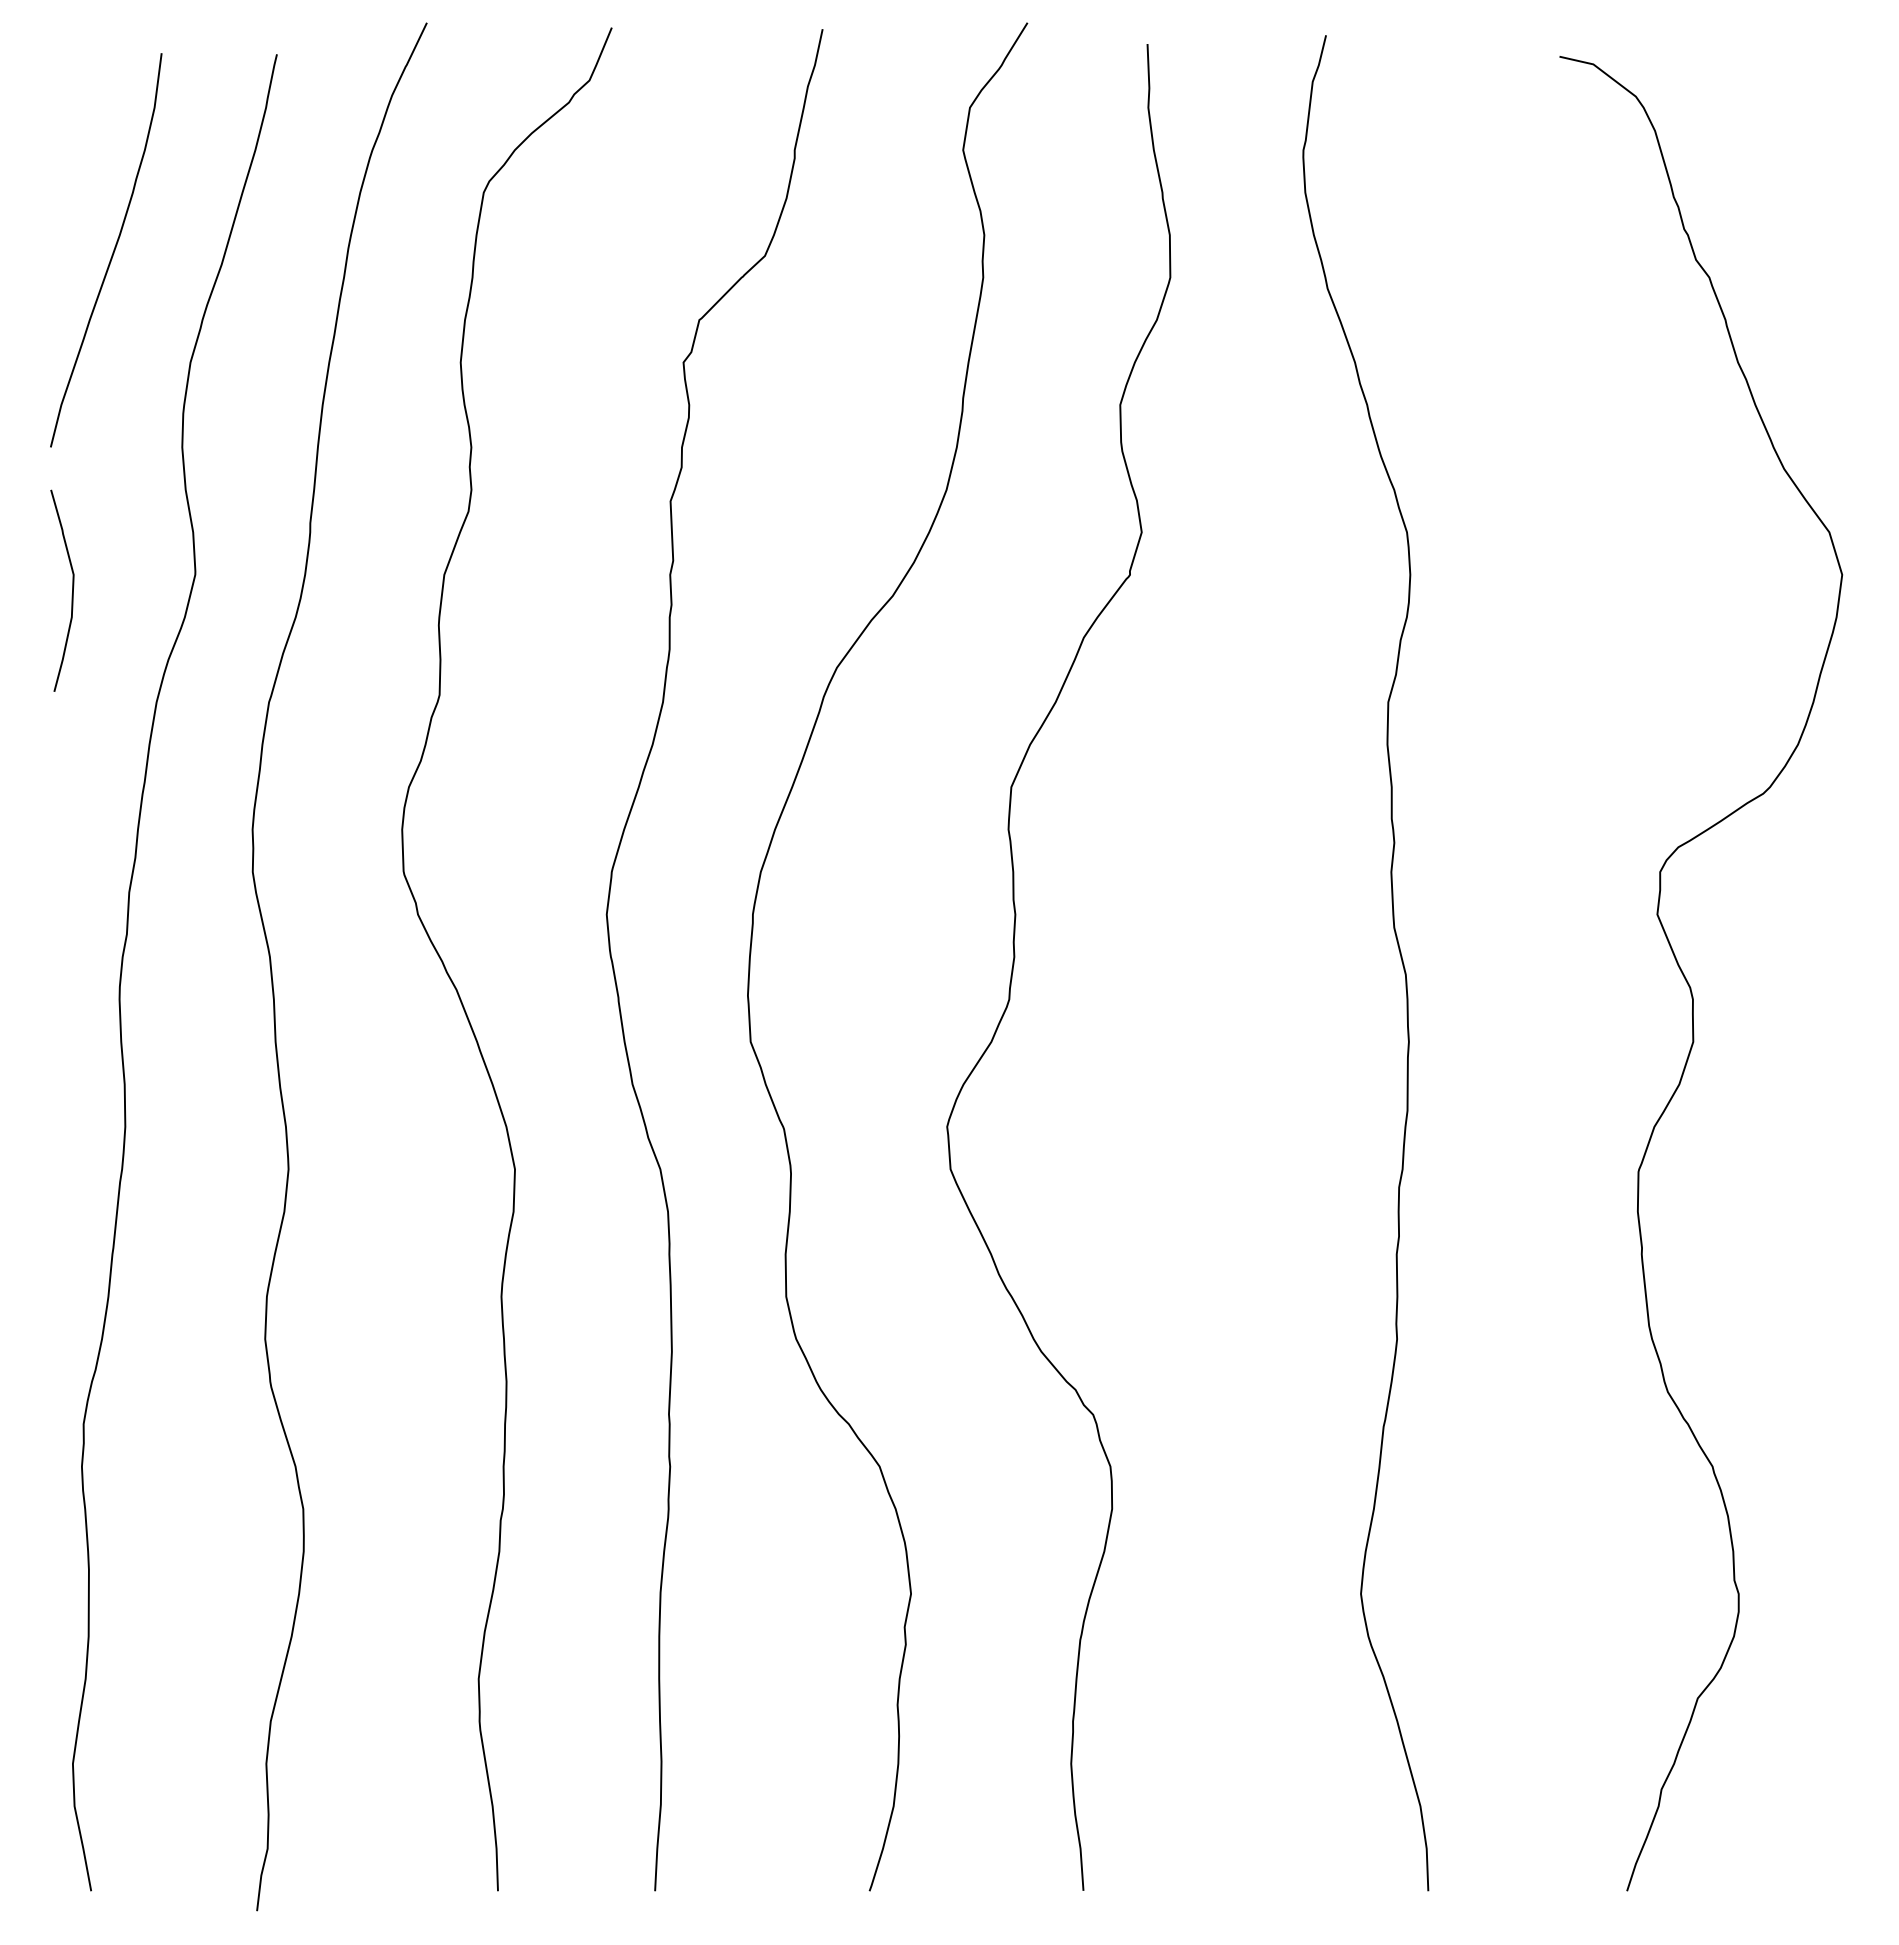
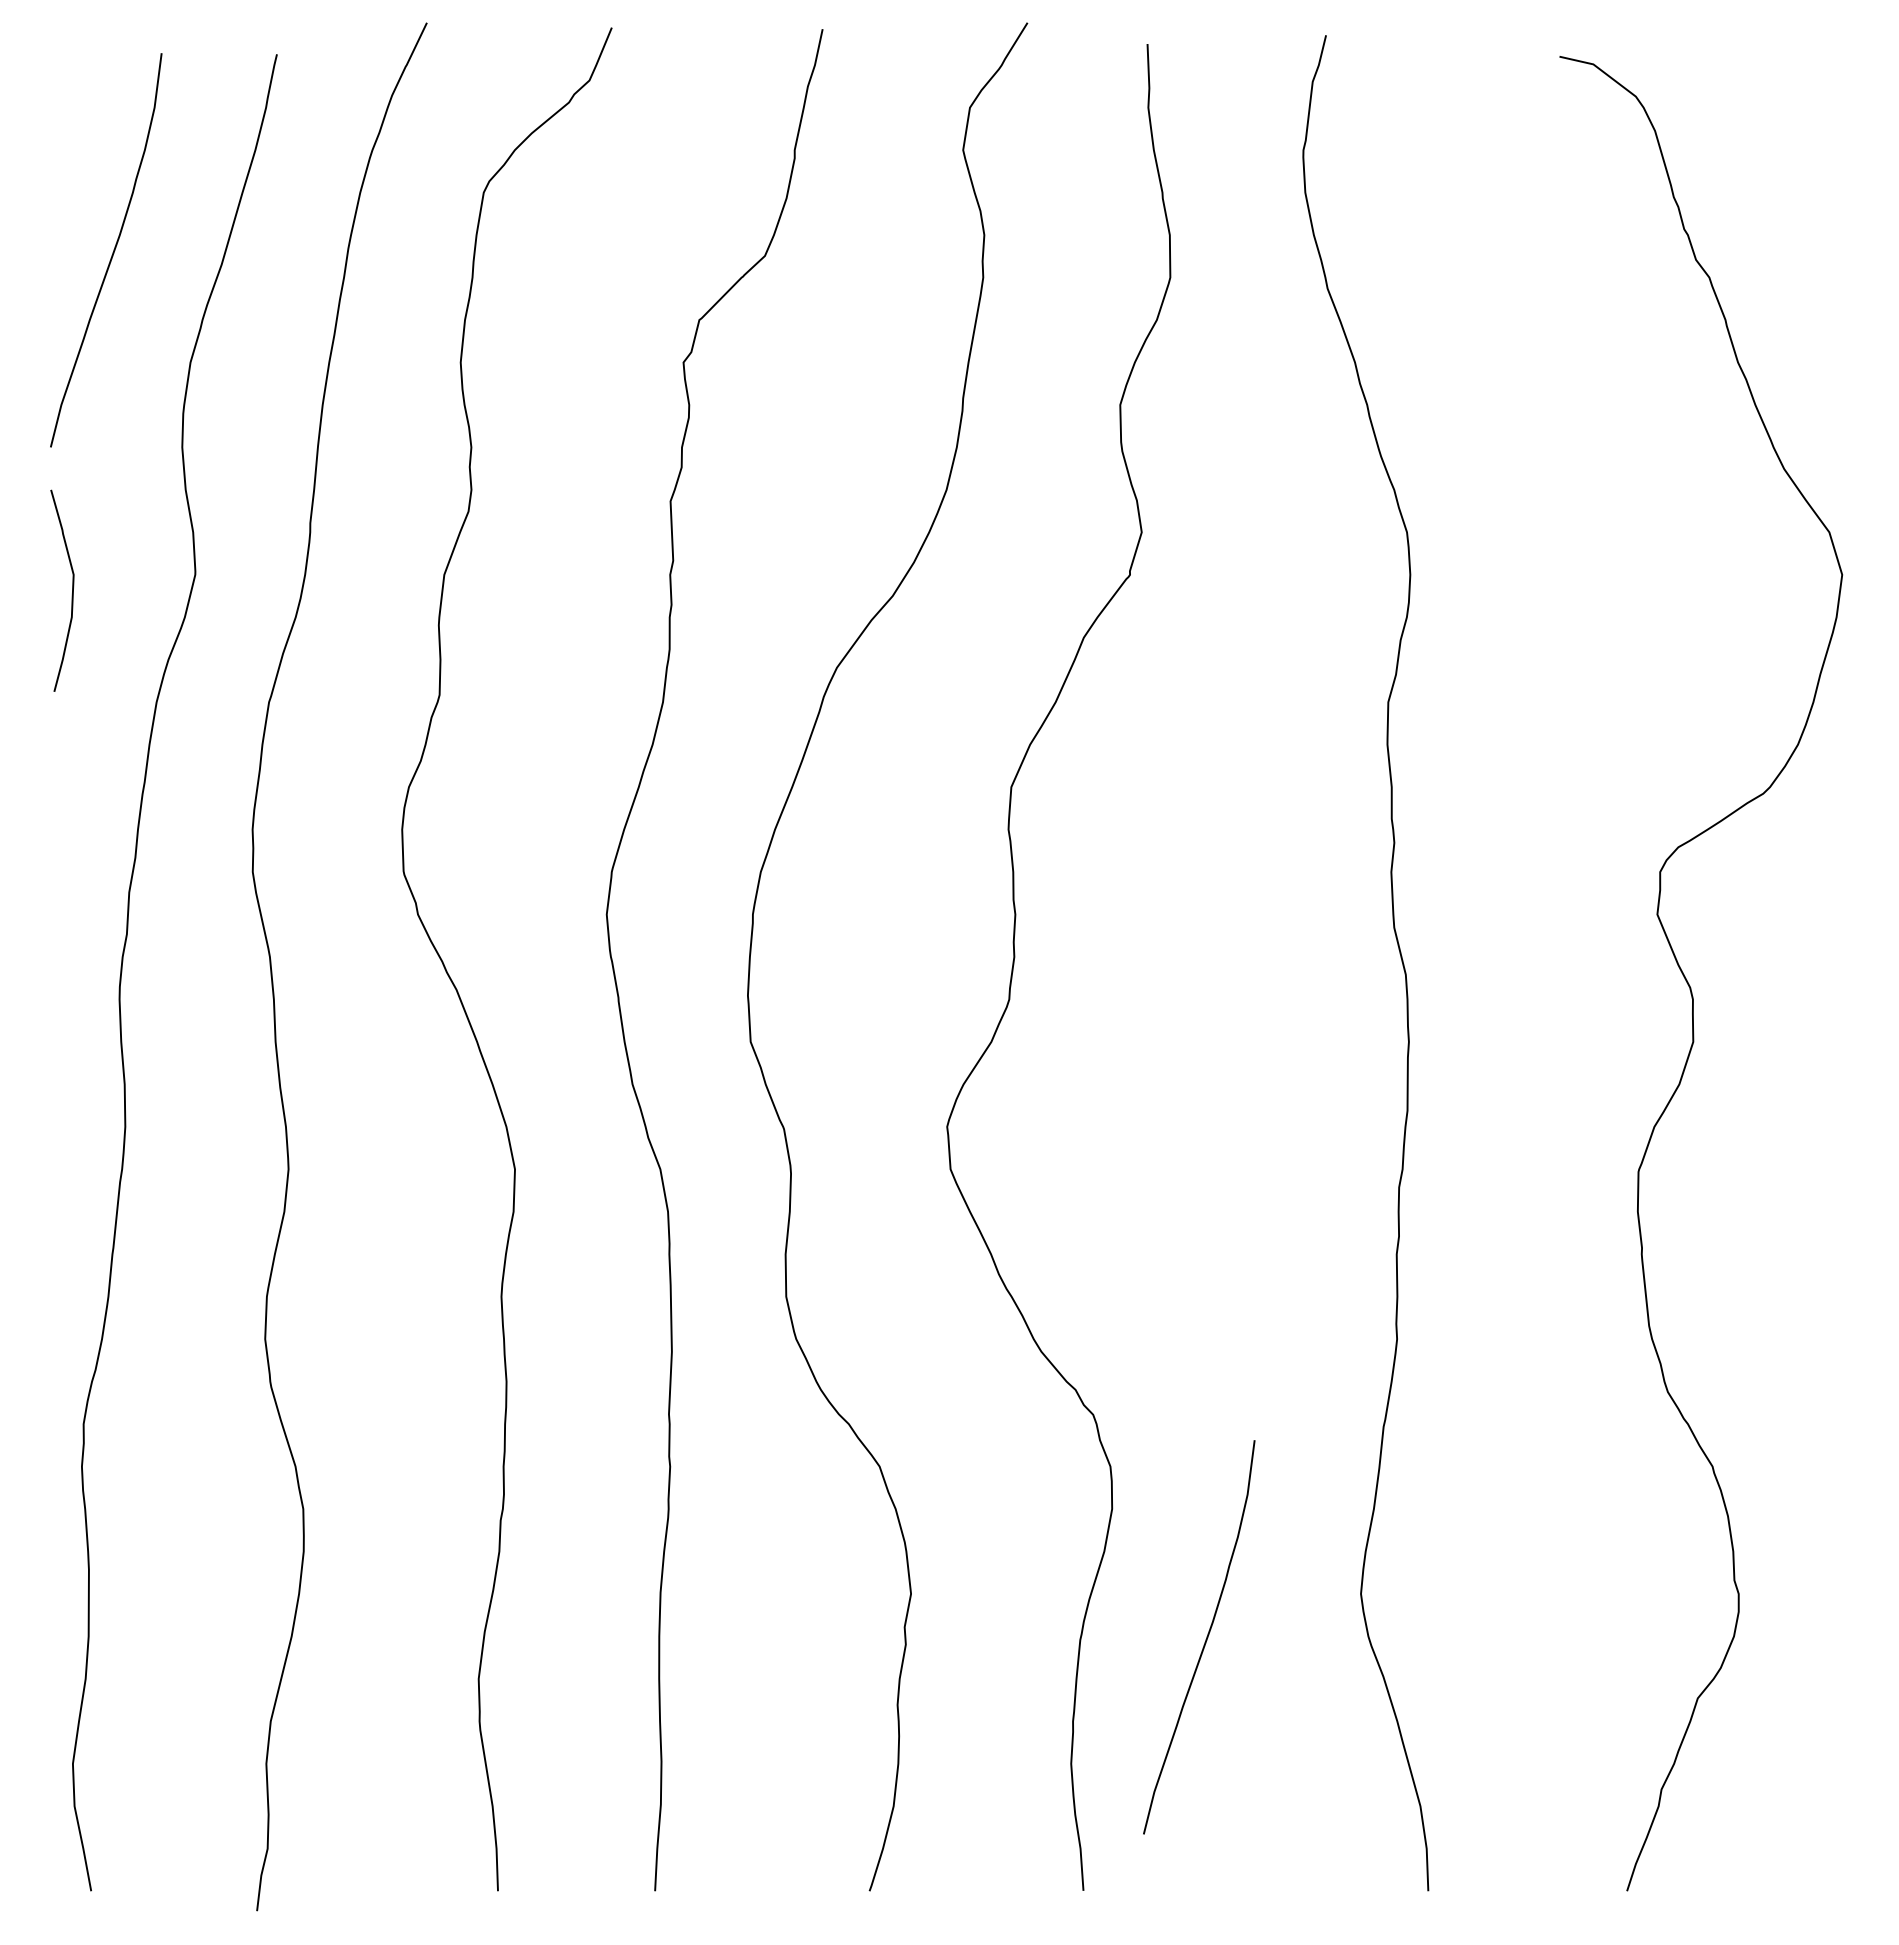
curve: none -> present (1205, 1639)
